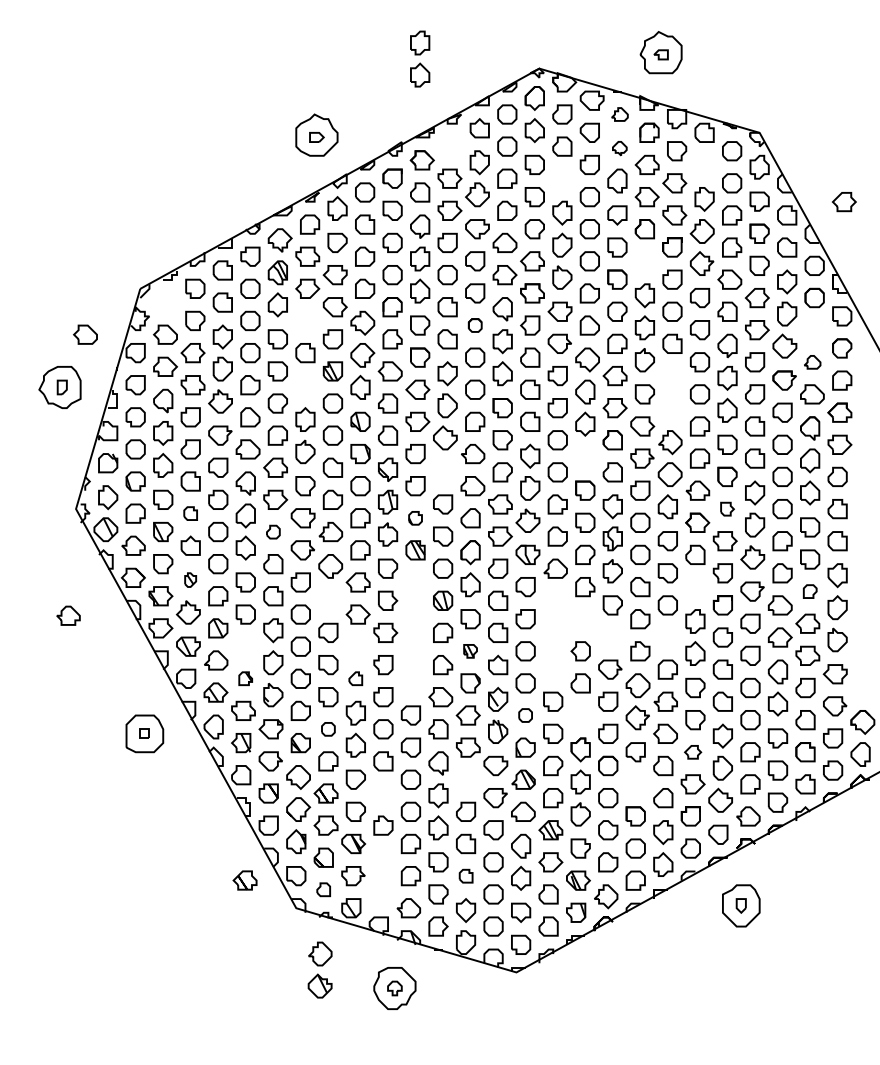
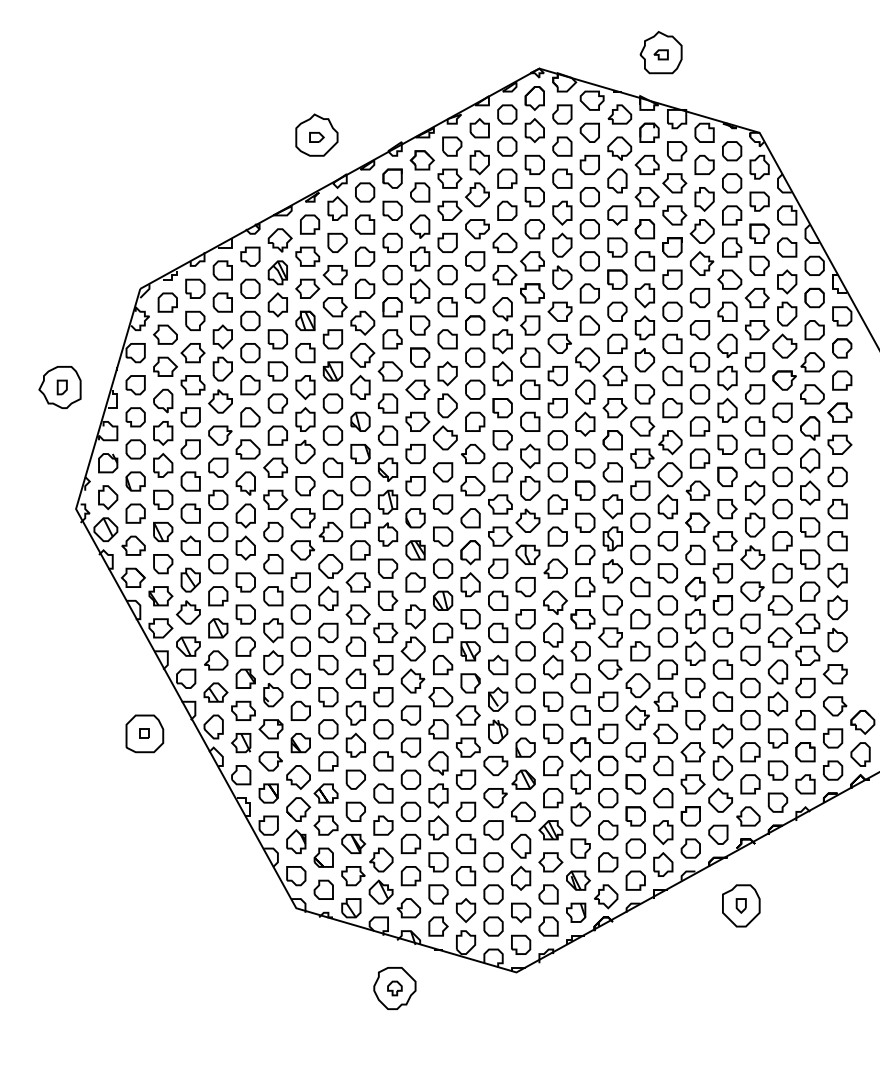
part: present -> none (420, 58)
part size: 18x15 px -> 26x21 px (619, 114)
part: none -> present (452, 146)
part size: 16x16 px -> 26x25 px (619, 148)
part: none -> present (704, 164)
part: none -> present (562, 178)
part: present -> none (844, 202)
part: none -> present (644, 261)
part: none -> present (167, 302)
part: none -> present (305, 320)
part size: 16x15 px -> 21x21 px (475, 325)
part: none -> present (814, 330)
part: present -> none (85, 334)
part size: 18x15 px -> 25x21 px (812, 362)
part: none -> present (672, 376)
part: none -> present (305, 387)
part: none -> present (672, 408)
part: none -> present (585, 458)
part: none -> present (443, 472)
part size: 15x16 px -> 21x21 px (727, 509)
part size: 15x15 px -> 21x21 px (190, 513)
part size: 15x15 px -> 21x21 px (415, 518)
part size: 15x16 px -> 21x21 px (273, 532)
part size: 14x16 px -> 21x26 px (190, 579)
part: none -> present (415, 582)
part: none -> present (695, 589)
part size: 16x15 px -> 21x21 px (810, 591)
part: none -> present (328, 598)
part: present -> none (68, 615)
part: none -> present (582, 634)
part: none -> present (667, 637)
part: none -> present (245, 646)
part: none -> present (355, 646)
part: none -> present (412, 648)
part size: 15x15 px -> 21x21 px (470, 651)
part size: 15x15 px -> 21x21 px (245, 678)
part size: 16x15 px -> 21x21 px (355, 678)
part size: 15x15 px -> 21x21 px (525, 715)
part: none -> present (580, 715)
part size: 15x15 px -> 21x21 px (328, 729)
part size: 19x15 px -> 26x21 px (692, 752)
part: none -> present (466, 779)
part: none -> present (635, 784)
part: none -> present (383, 793)
part size: 16x16 px -> 21x21 px (466, 876)
part: present -> none (244, 880)
part size: 15x16 px -> 21x21 px (323, 889)
part position: (319, 969) -> (380, 875) (380, 875)
